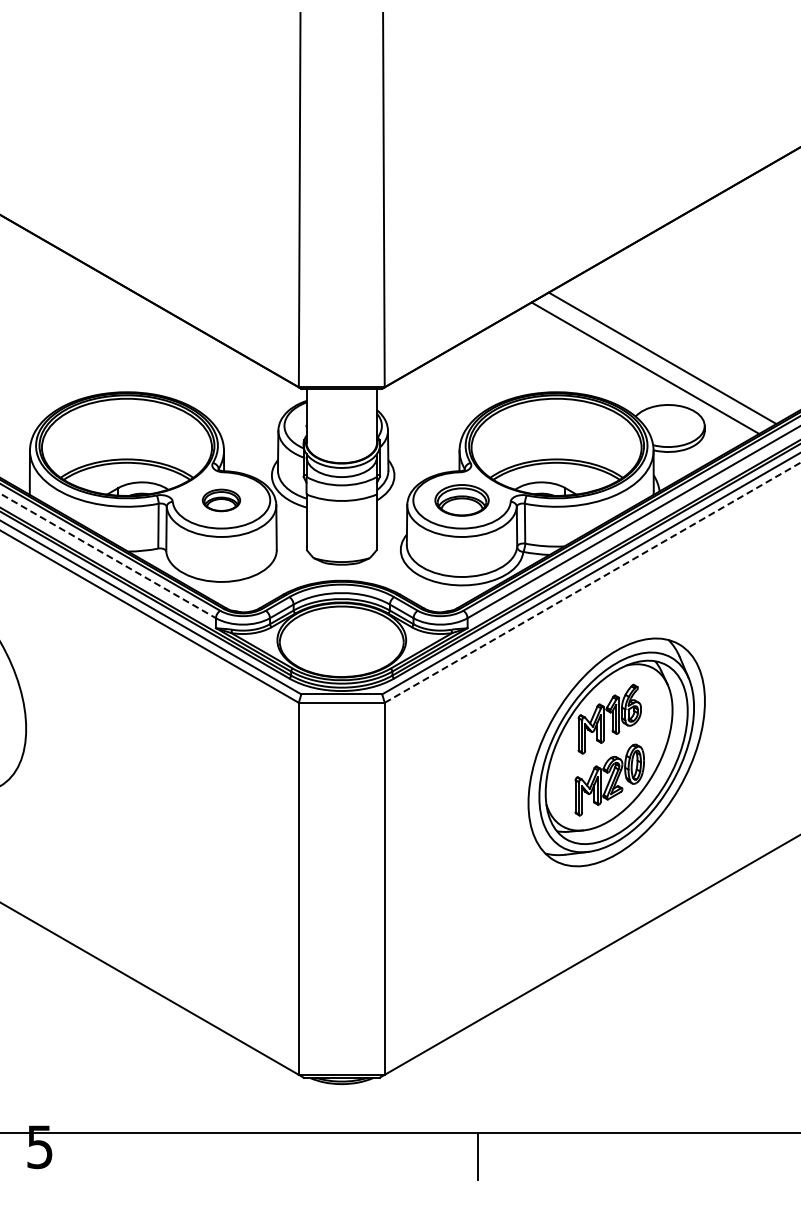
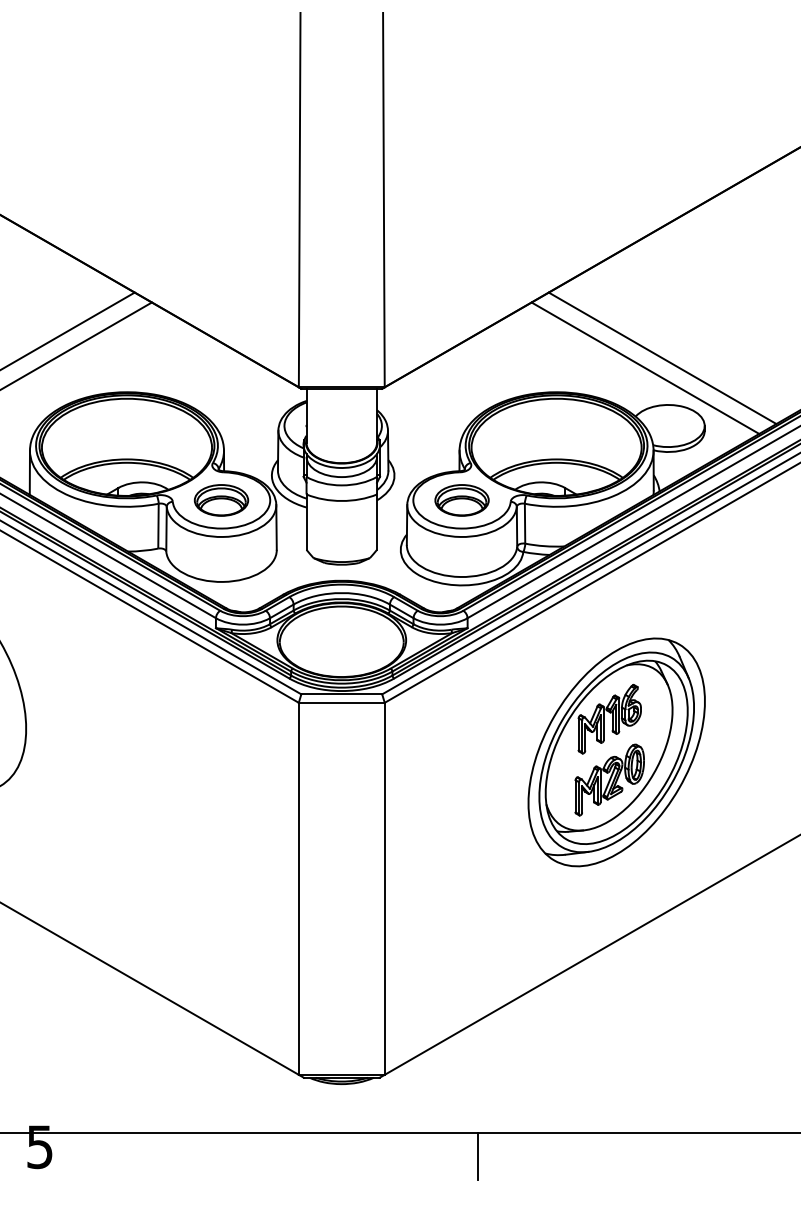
line: none -> present (68, 330)
line: none -> present (76, 345)
part size: 41x25 px -> 57x33 px (221, 500)
line: dashed -> solid (108, 556)
line: dashed -> solid (593, 582)
